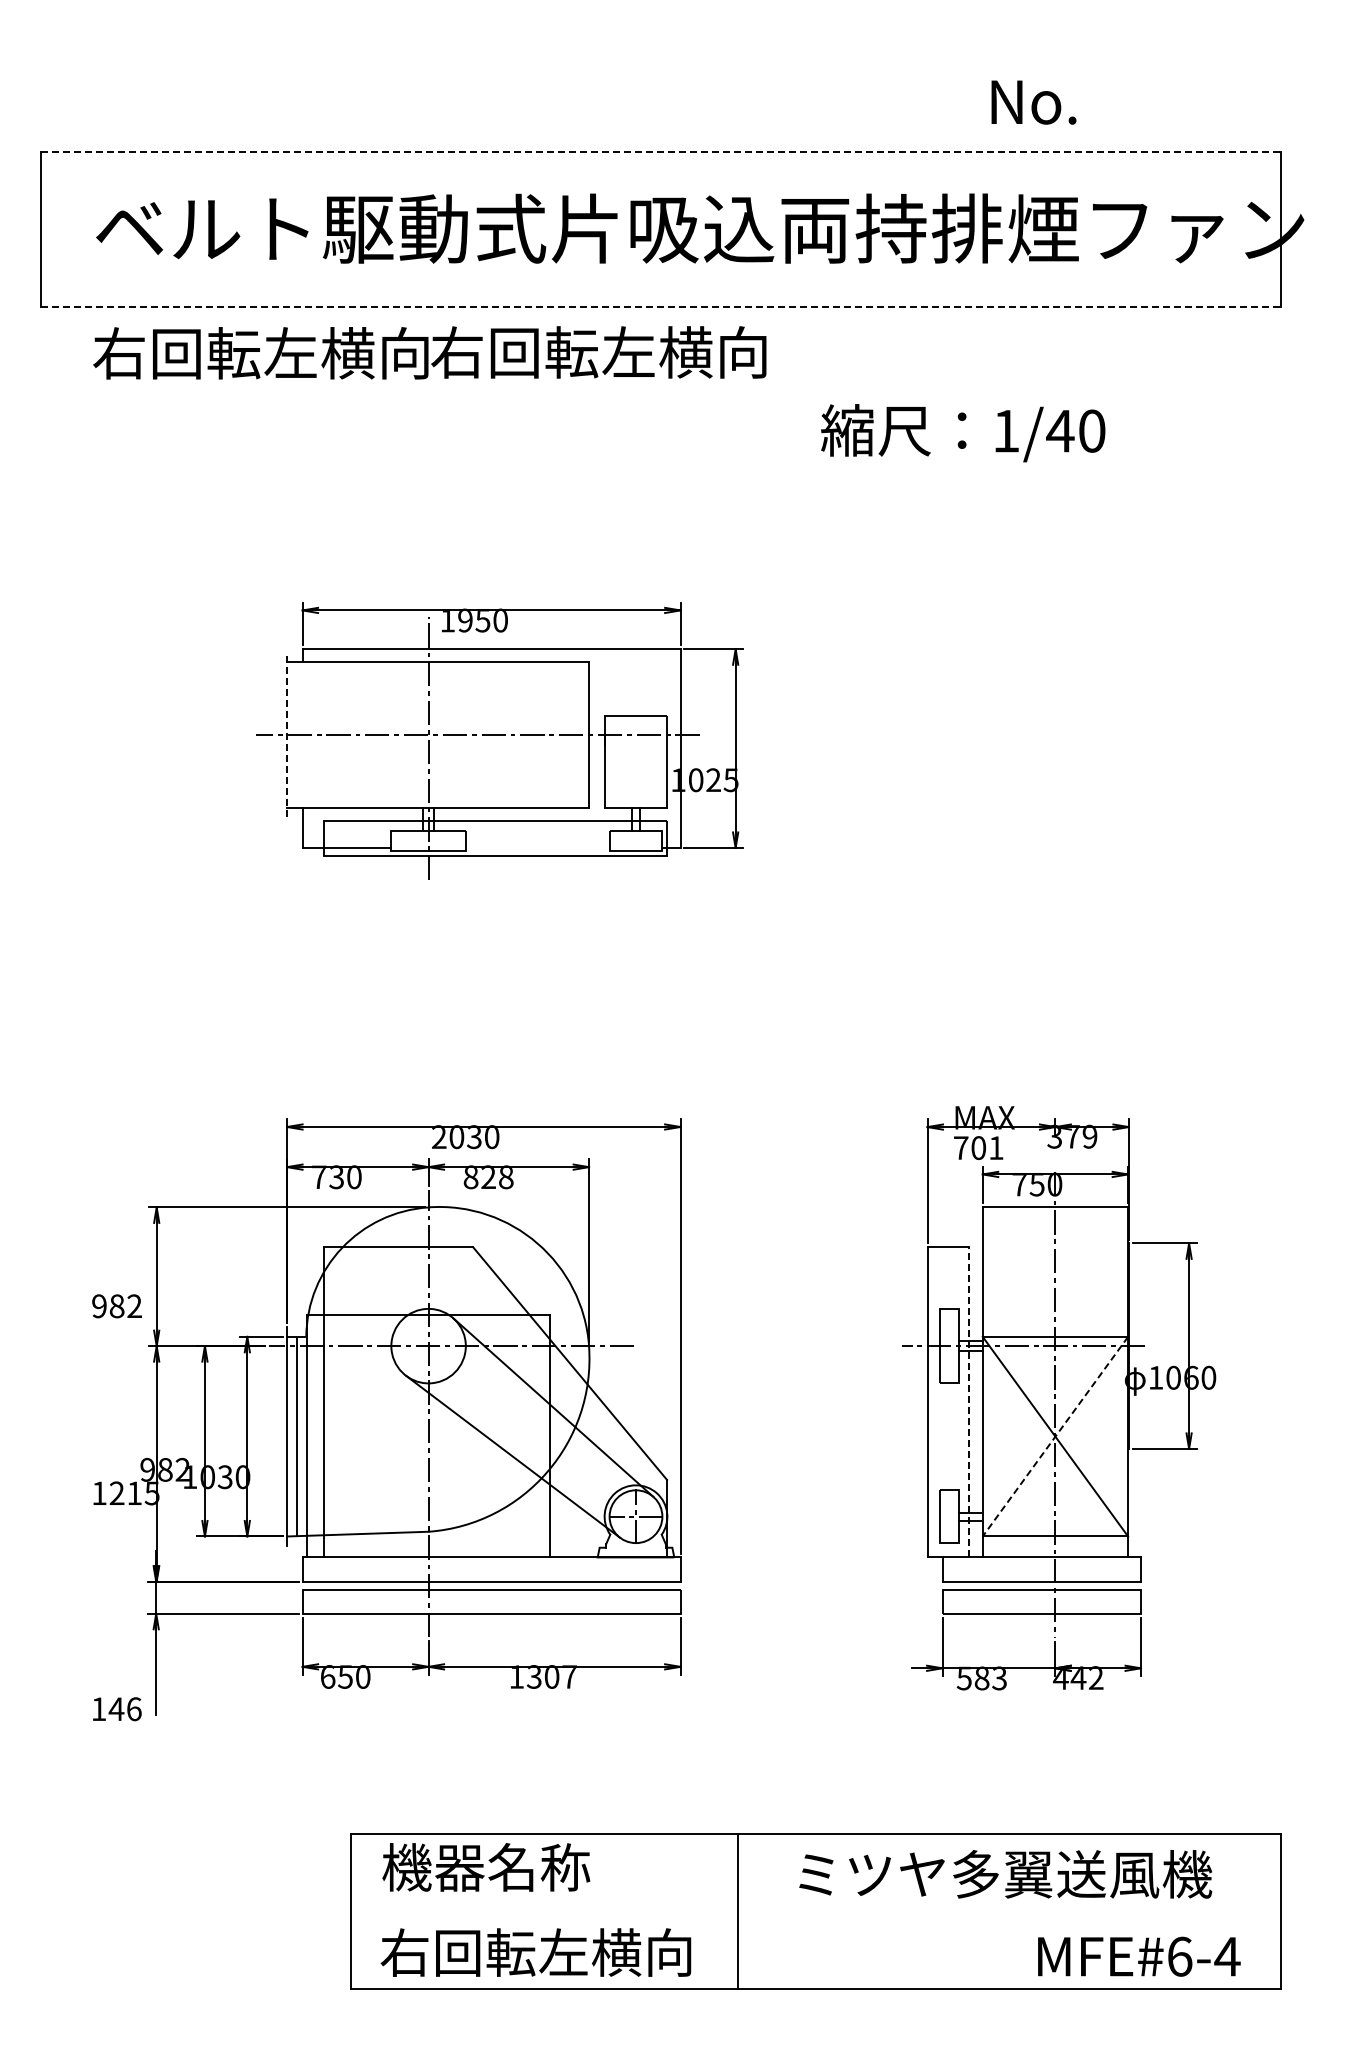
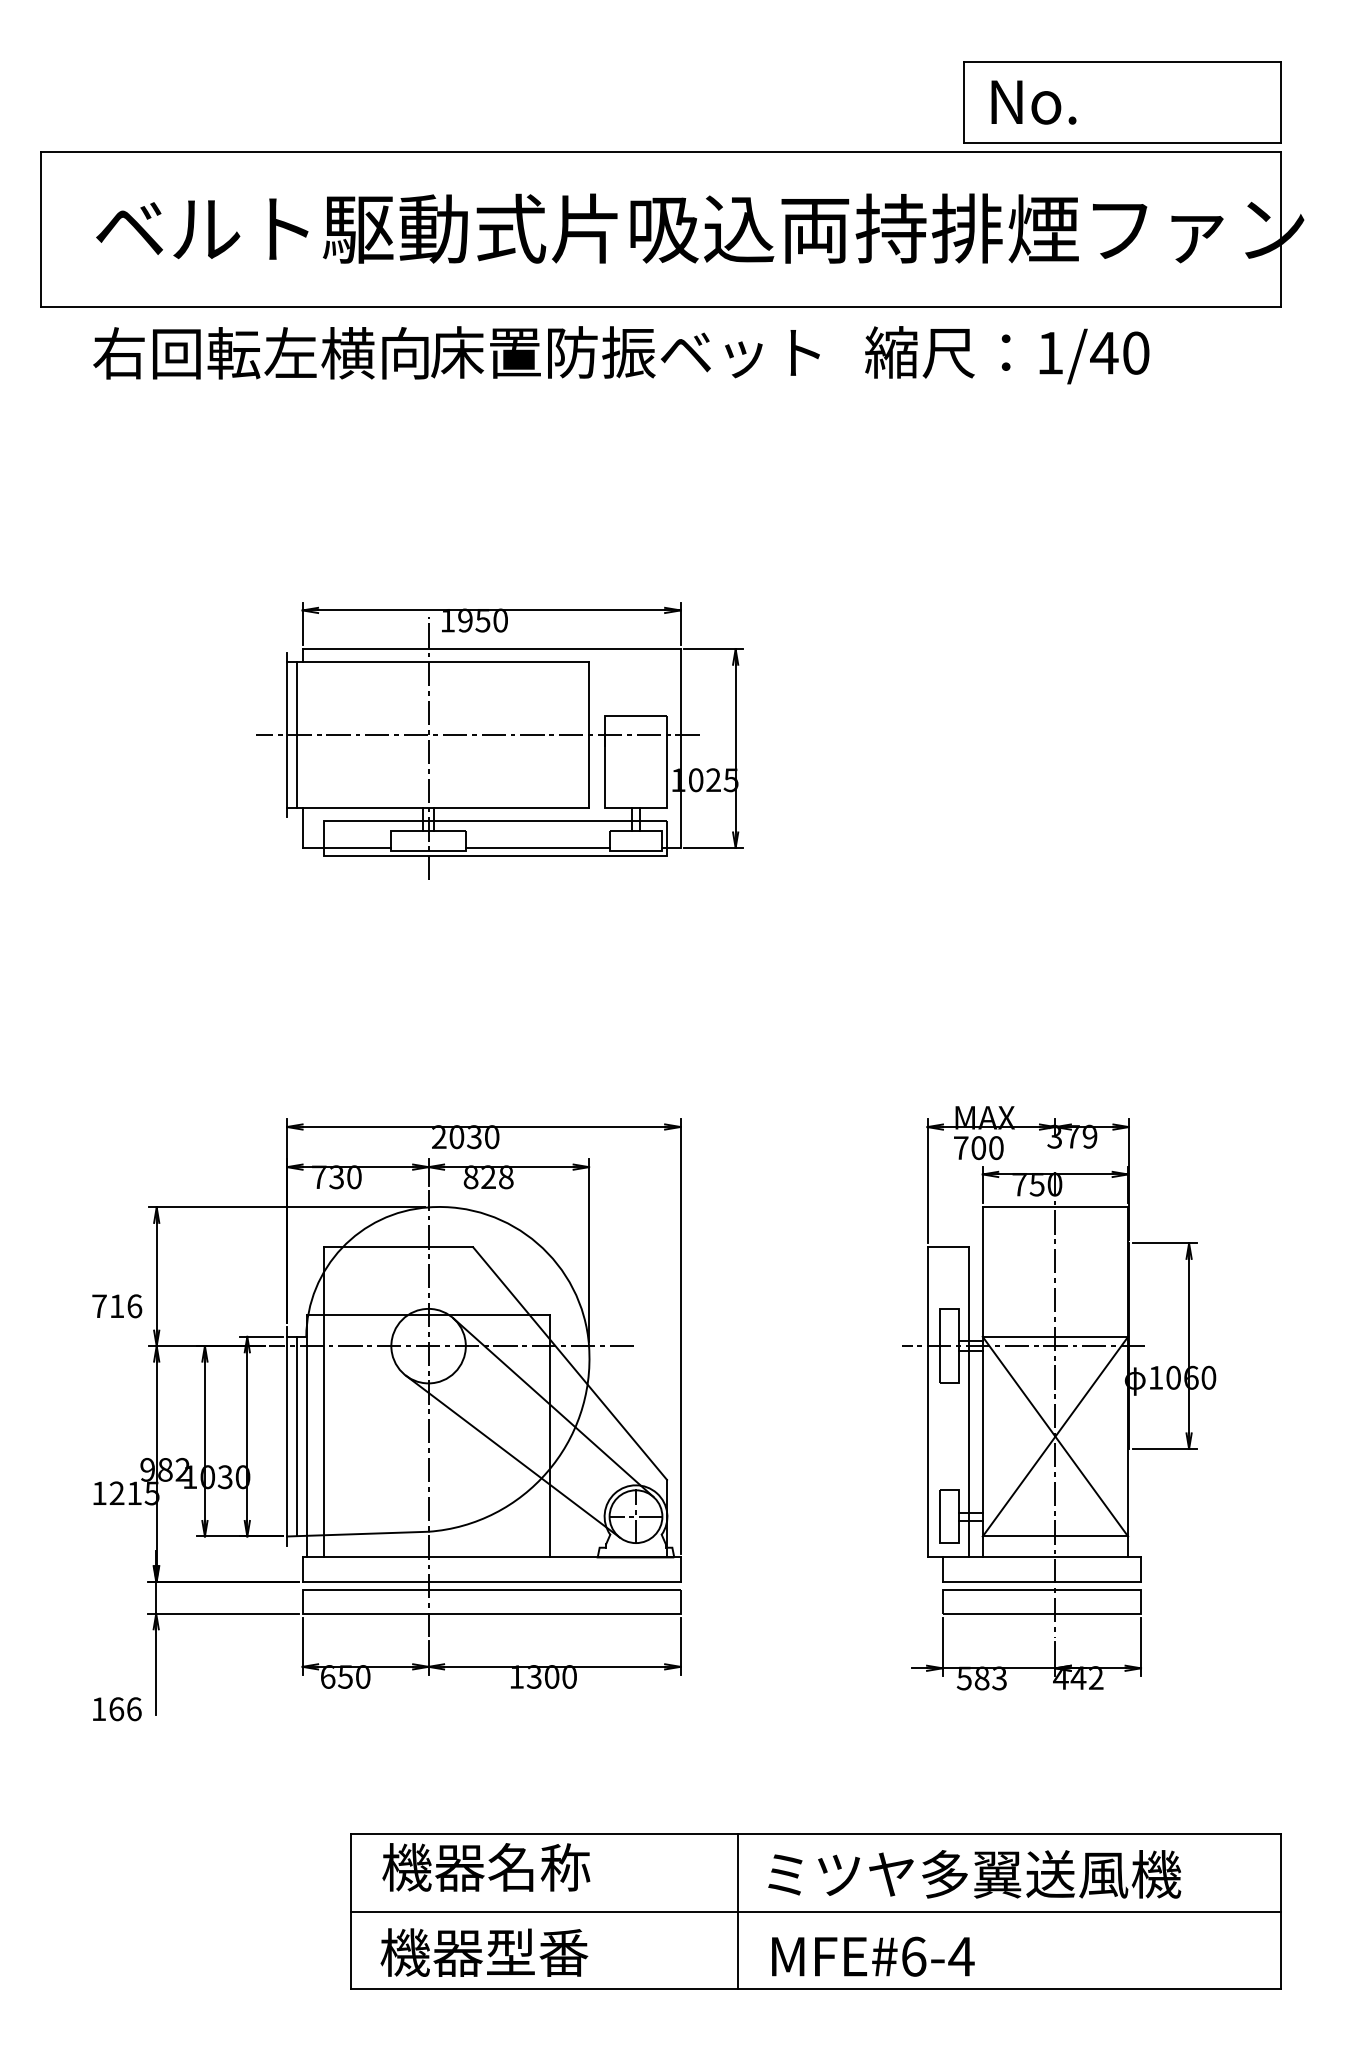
part: none -> present (1122, 102)
line: dashed -> solid (661, 152)
line: dashed -> solid (661, 307)
text: 右回転左横向 -> 床置防振ベット (625, 352)
text position: (963, 433) -> (1007, 355) (1007, 355)
line: dashed -> solid (287, 734)
line: none -> present (296, 734)
line: none -> present (537, 847)
text: 701 -> 700 (996, 1148)
text: 982 -> 716 (117, 1306)
line: dashed -> solid (968, 1401)
line: dashed -> solid (1055, 1437)
text: 1307 -> 1300 (569, 1676)
text: 146 -> 166 (116, 1709)
text position: (1005, 1874) -> (974, 1874) (974, 1874)
line: none -> present (815, 1911)
text: 右回転左横向 -> 機器型番 (535, 1952)
text position: (1139, 1956) -> (873, 1956) (873, 1956)
